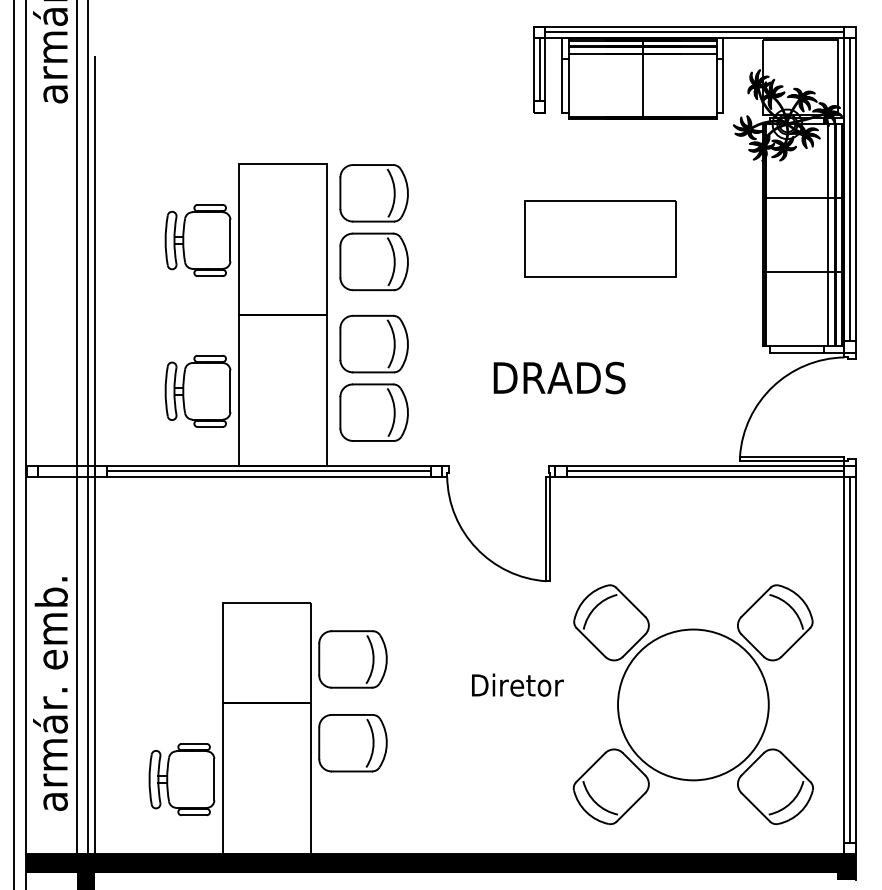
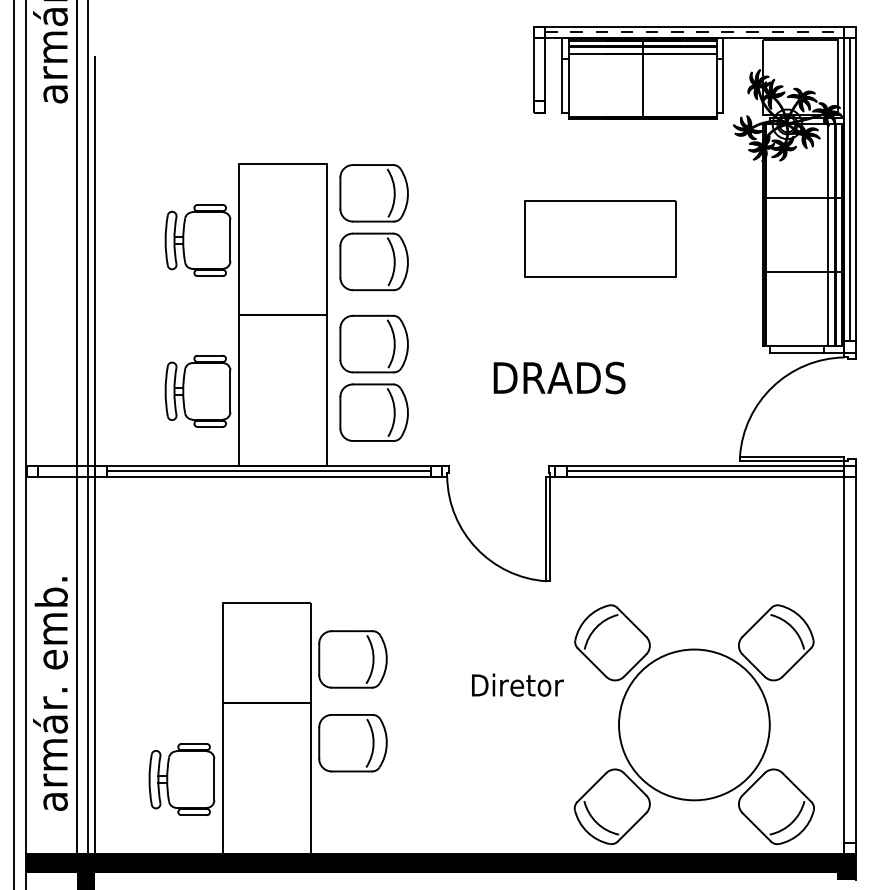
line: solid -> dashed (694, 32)
line: present -> none (539, 69)
line: present -> none (850, 659)
part position: (692, 704) -> (693, 724) (693, 724)
